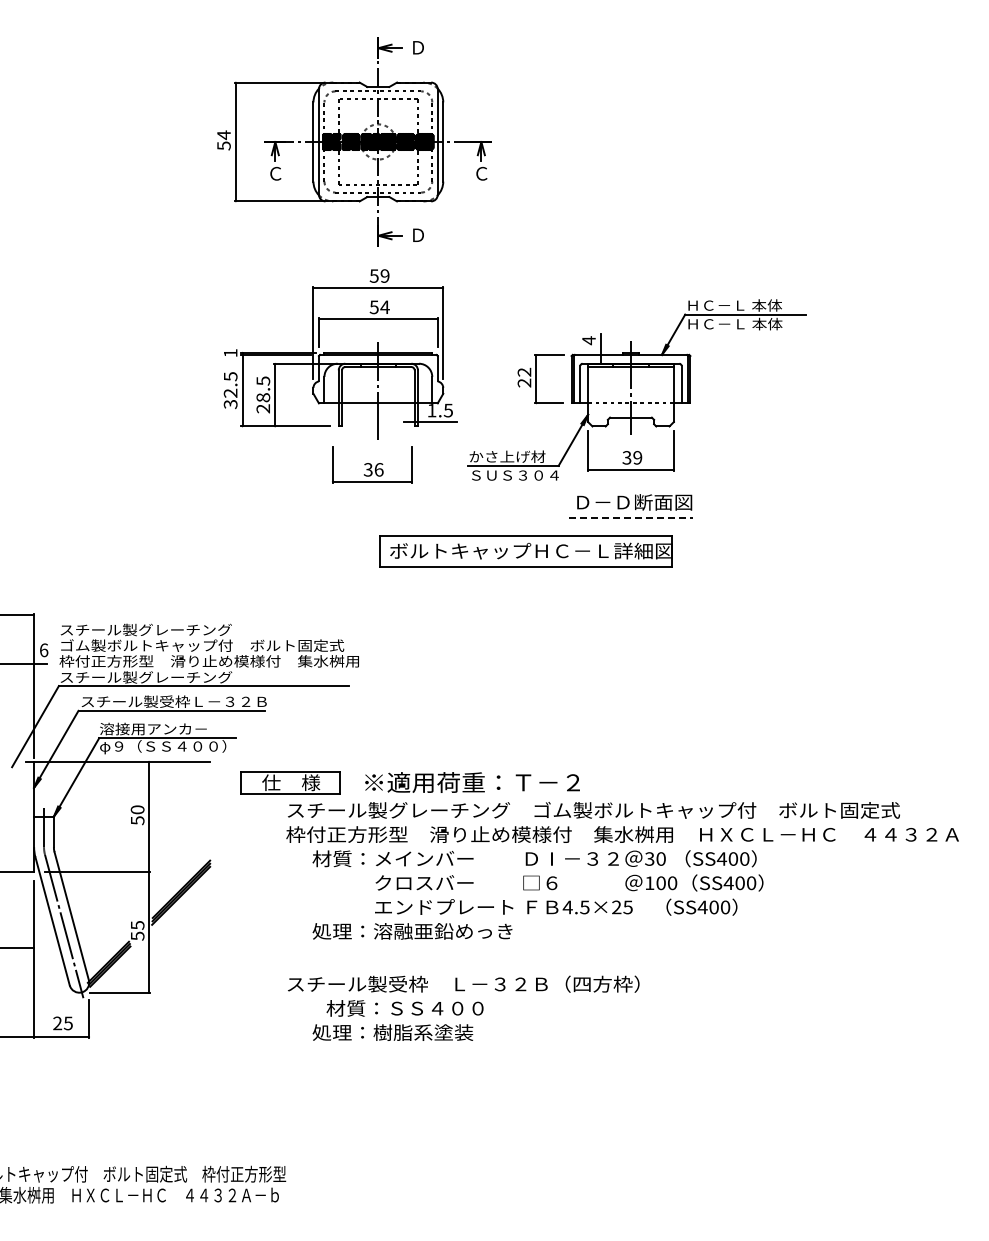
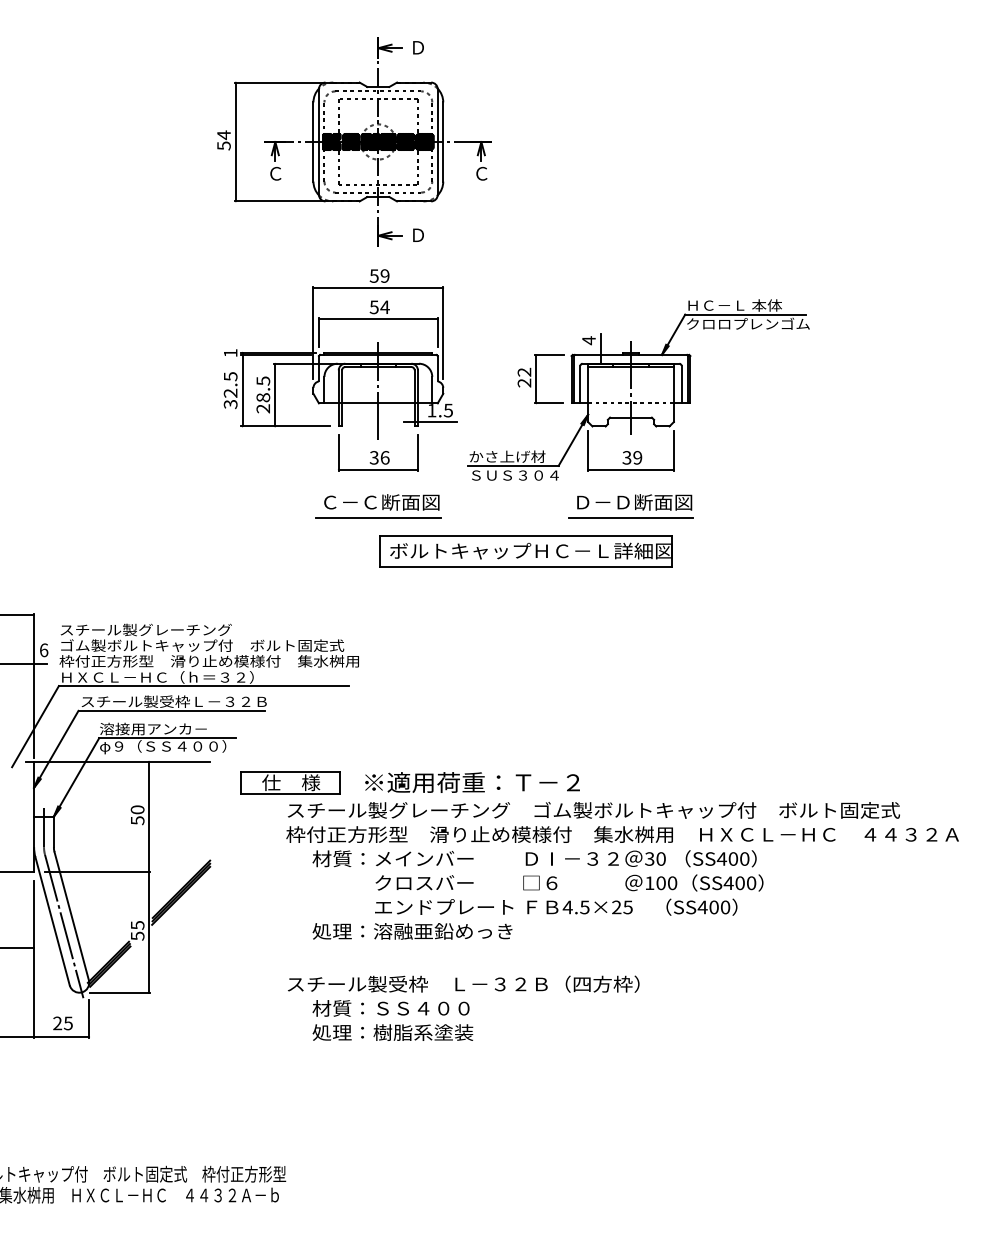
text: ＨＣ－Ｌ 本体 -> クロロプレンゴム (748, 323)
part position: (372, 464) -> (378, 452) (378, 452)
part: none -> present (378, 506)
line: dashed -> solid (631, 518)
text: スチール製グレーチング -> ＨＸＣＬ－ＨＣ（ｈ＝３２） (156, 677)
text position: (404, 1008) -> (390, 1008) (390, 1008)
